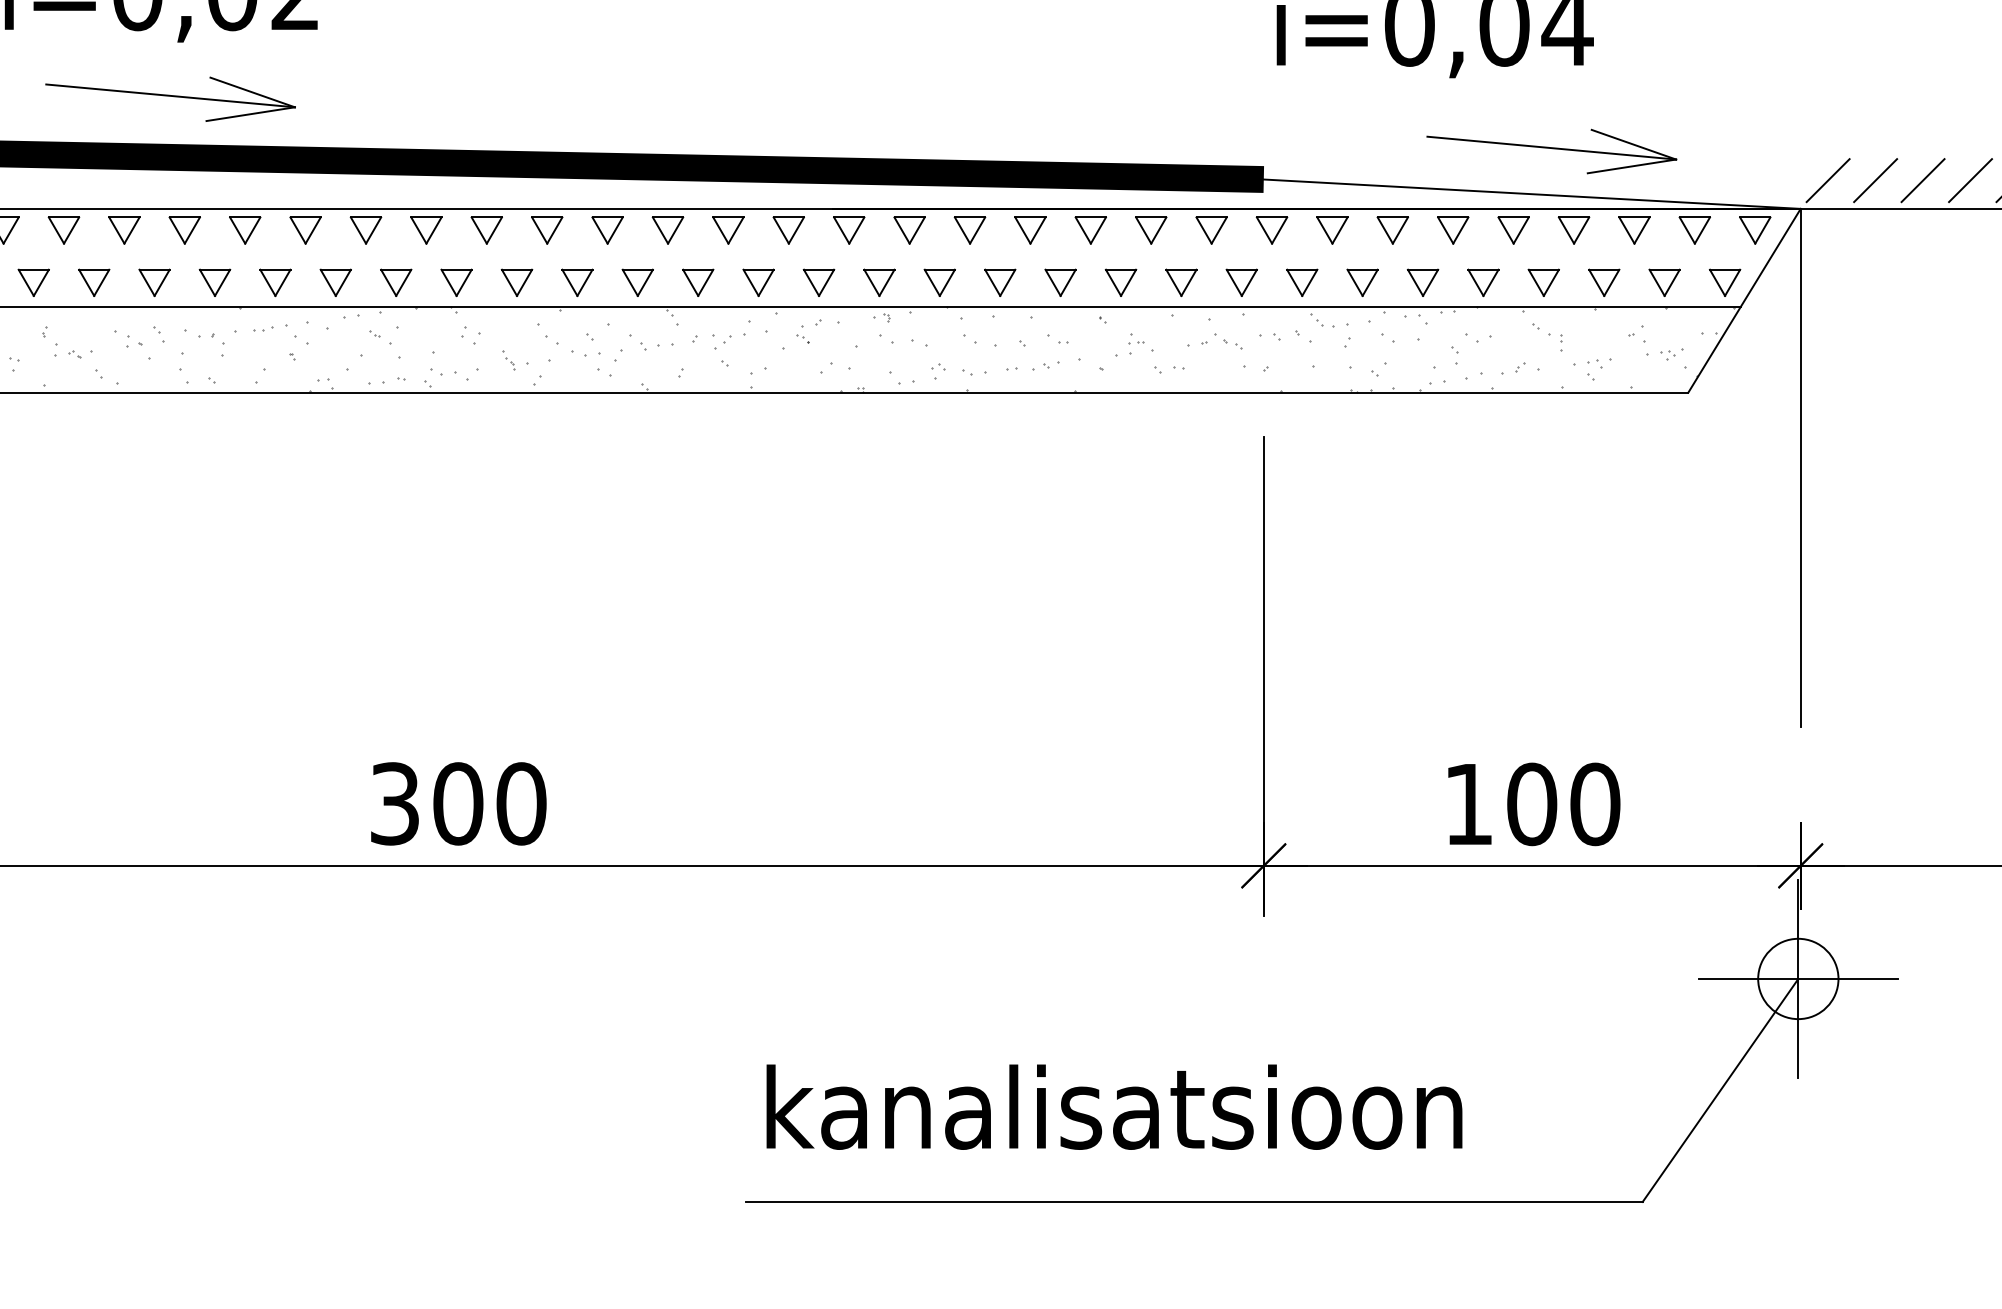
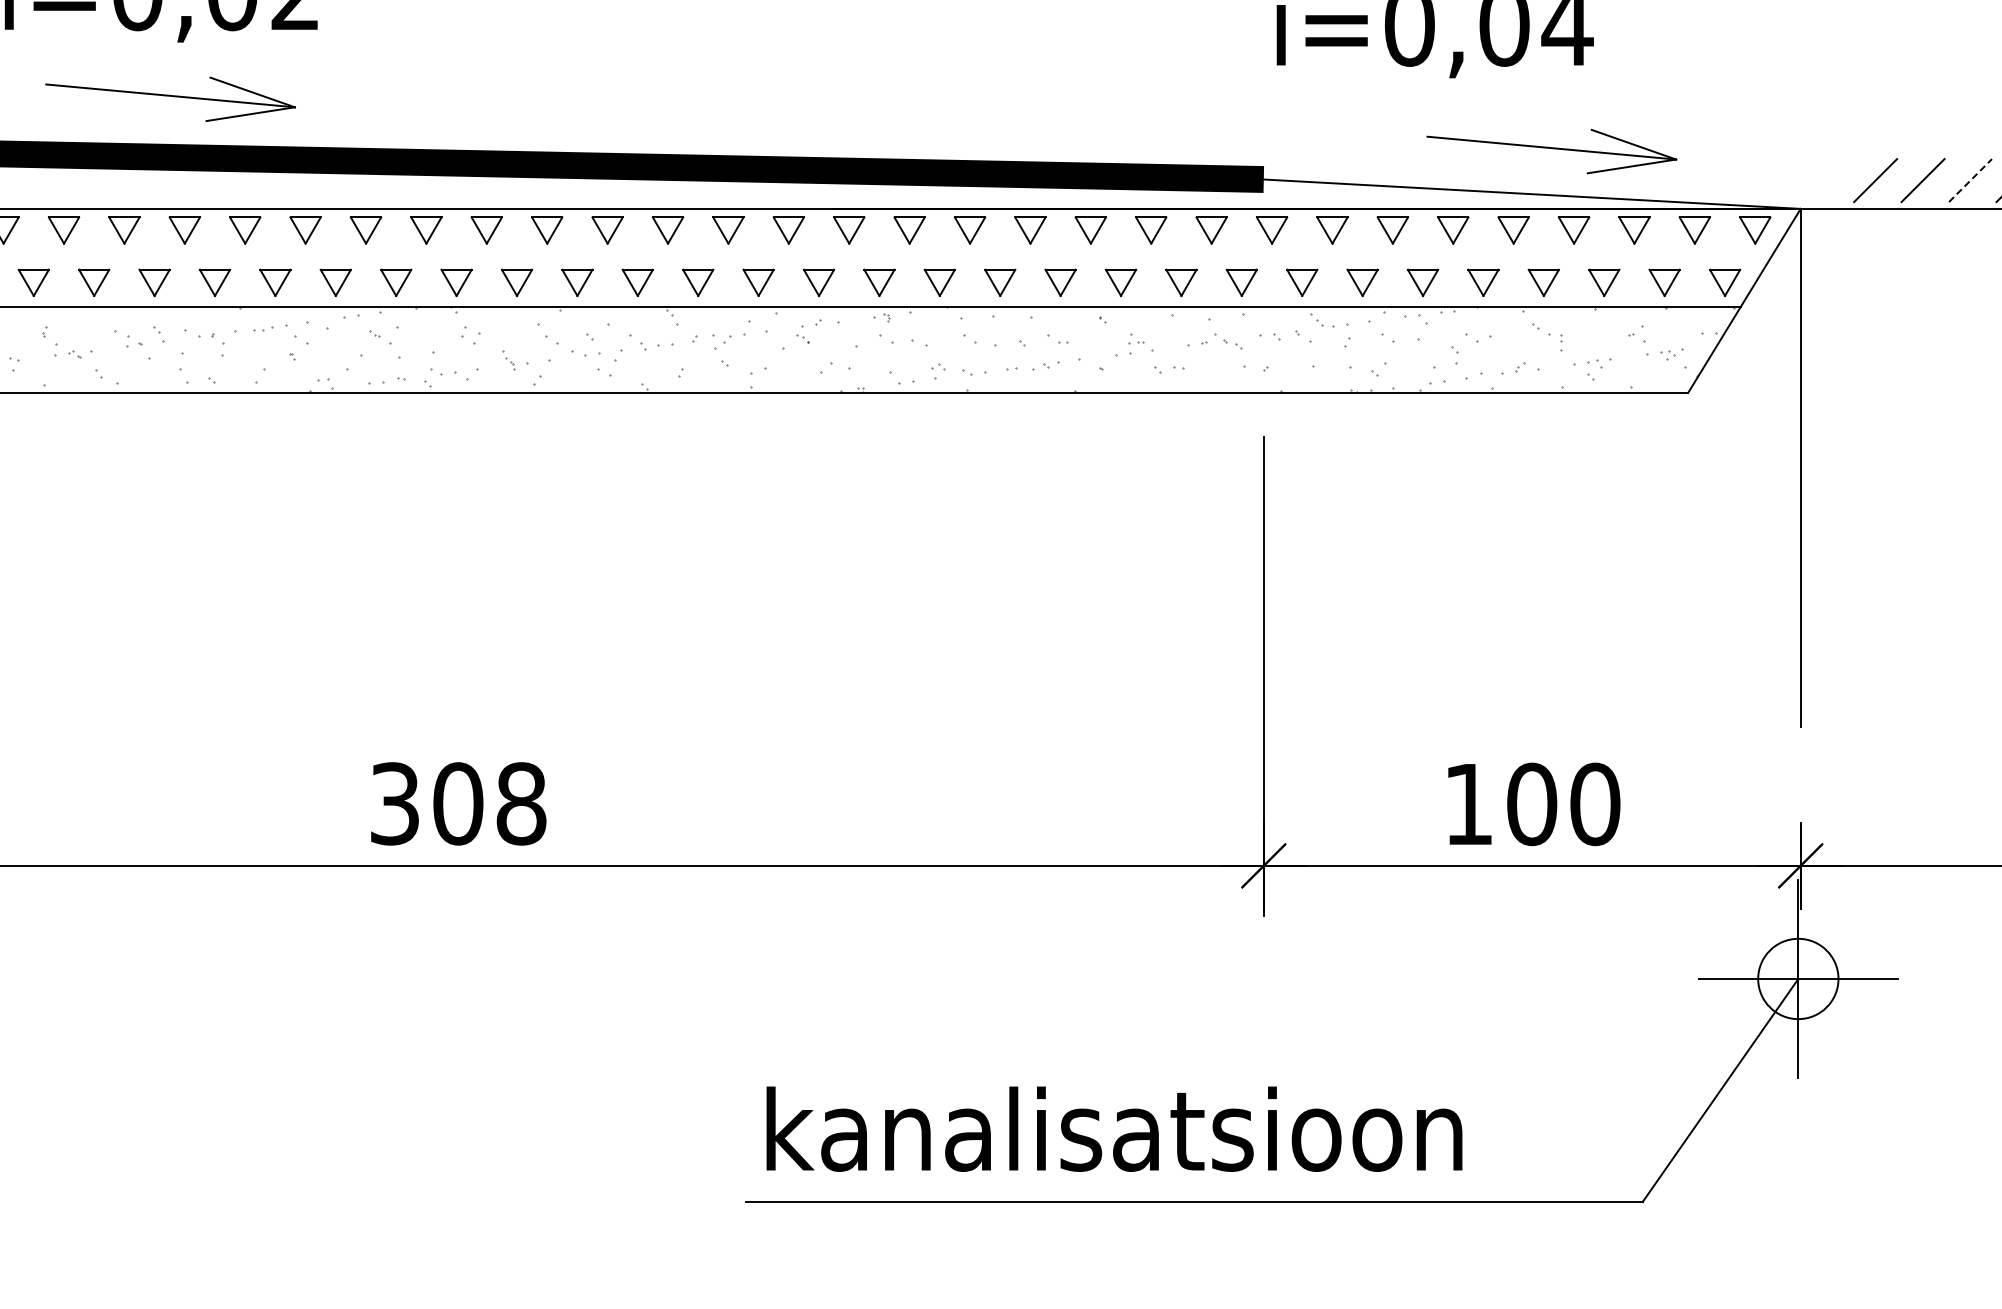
line: present -> none (1827, 180)
line: solid -> dashed (1970, 180)
text: 300 -> 308 (521, 803)
text position: (1114, 1106) -> (1114, 1128) (1114, 1128)
